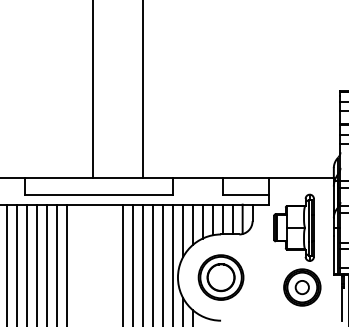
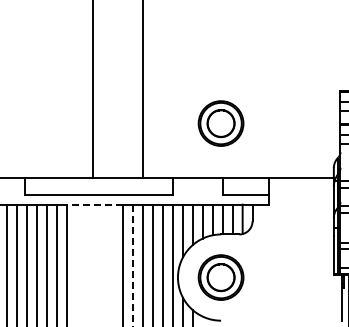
part: none -> present (220, 123)
line: solid -> dashed (94, 204)
part: present -> none (297, 249)
line: solid -> dashed (133, 265)
